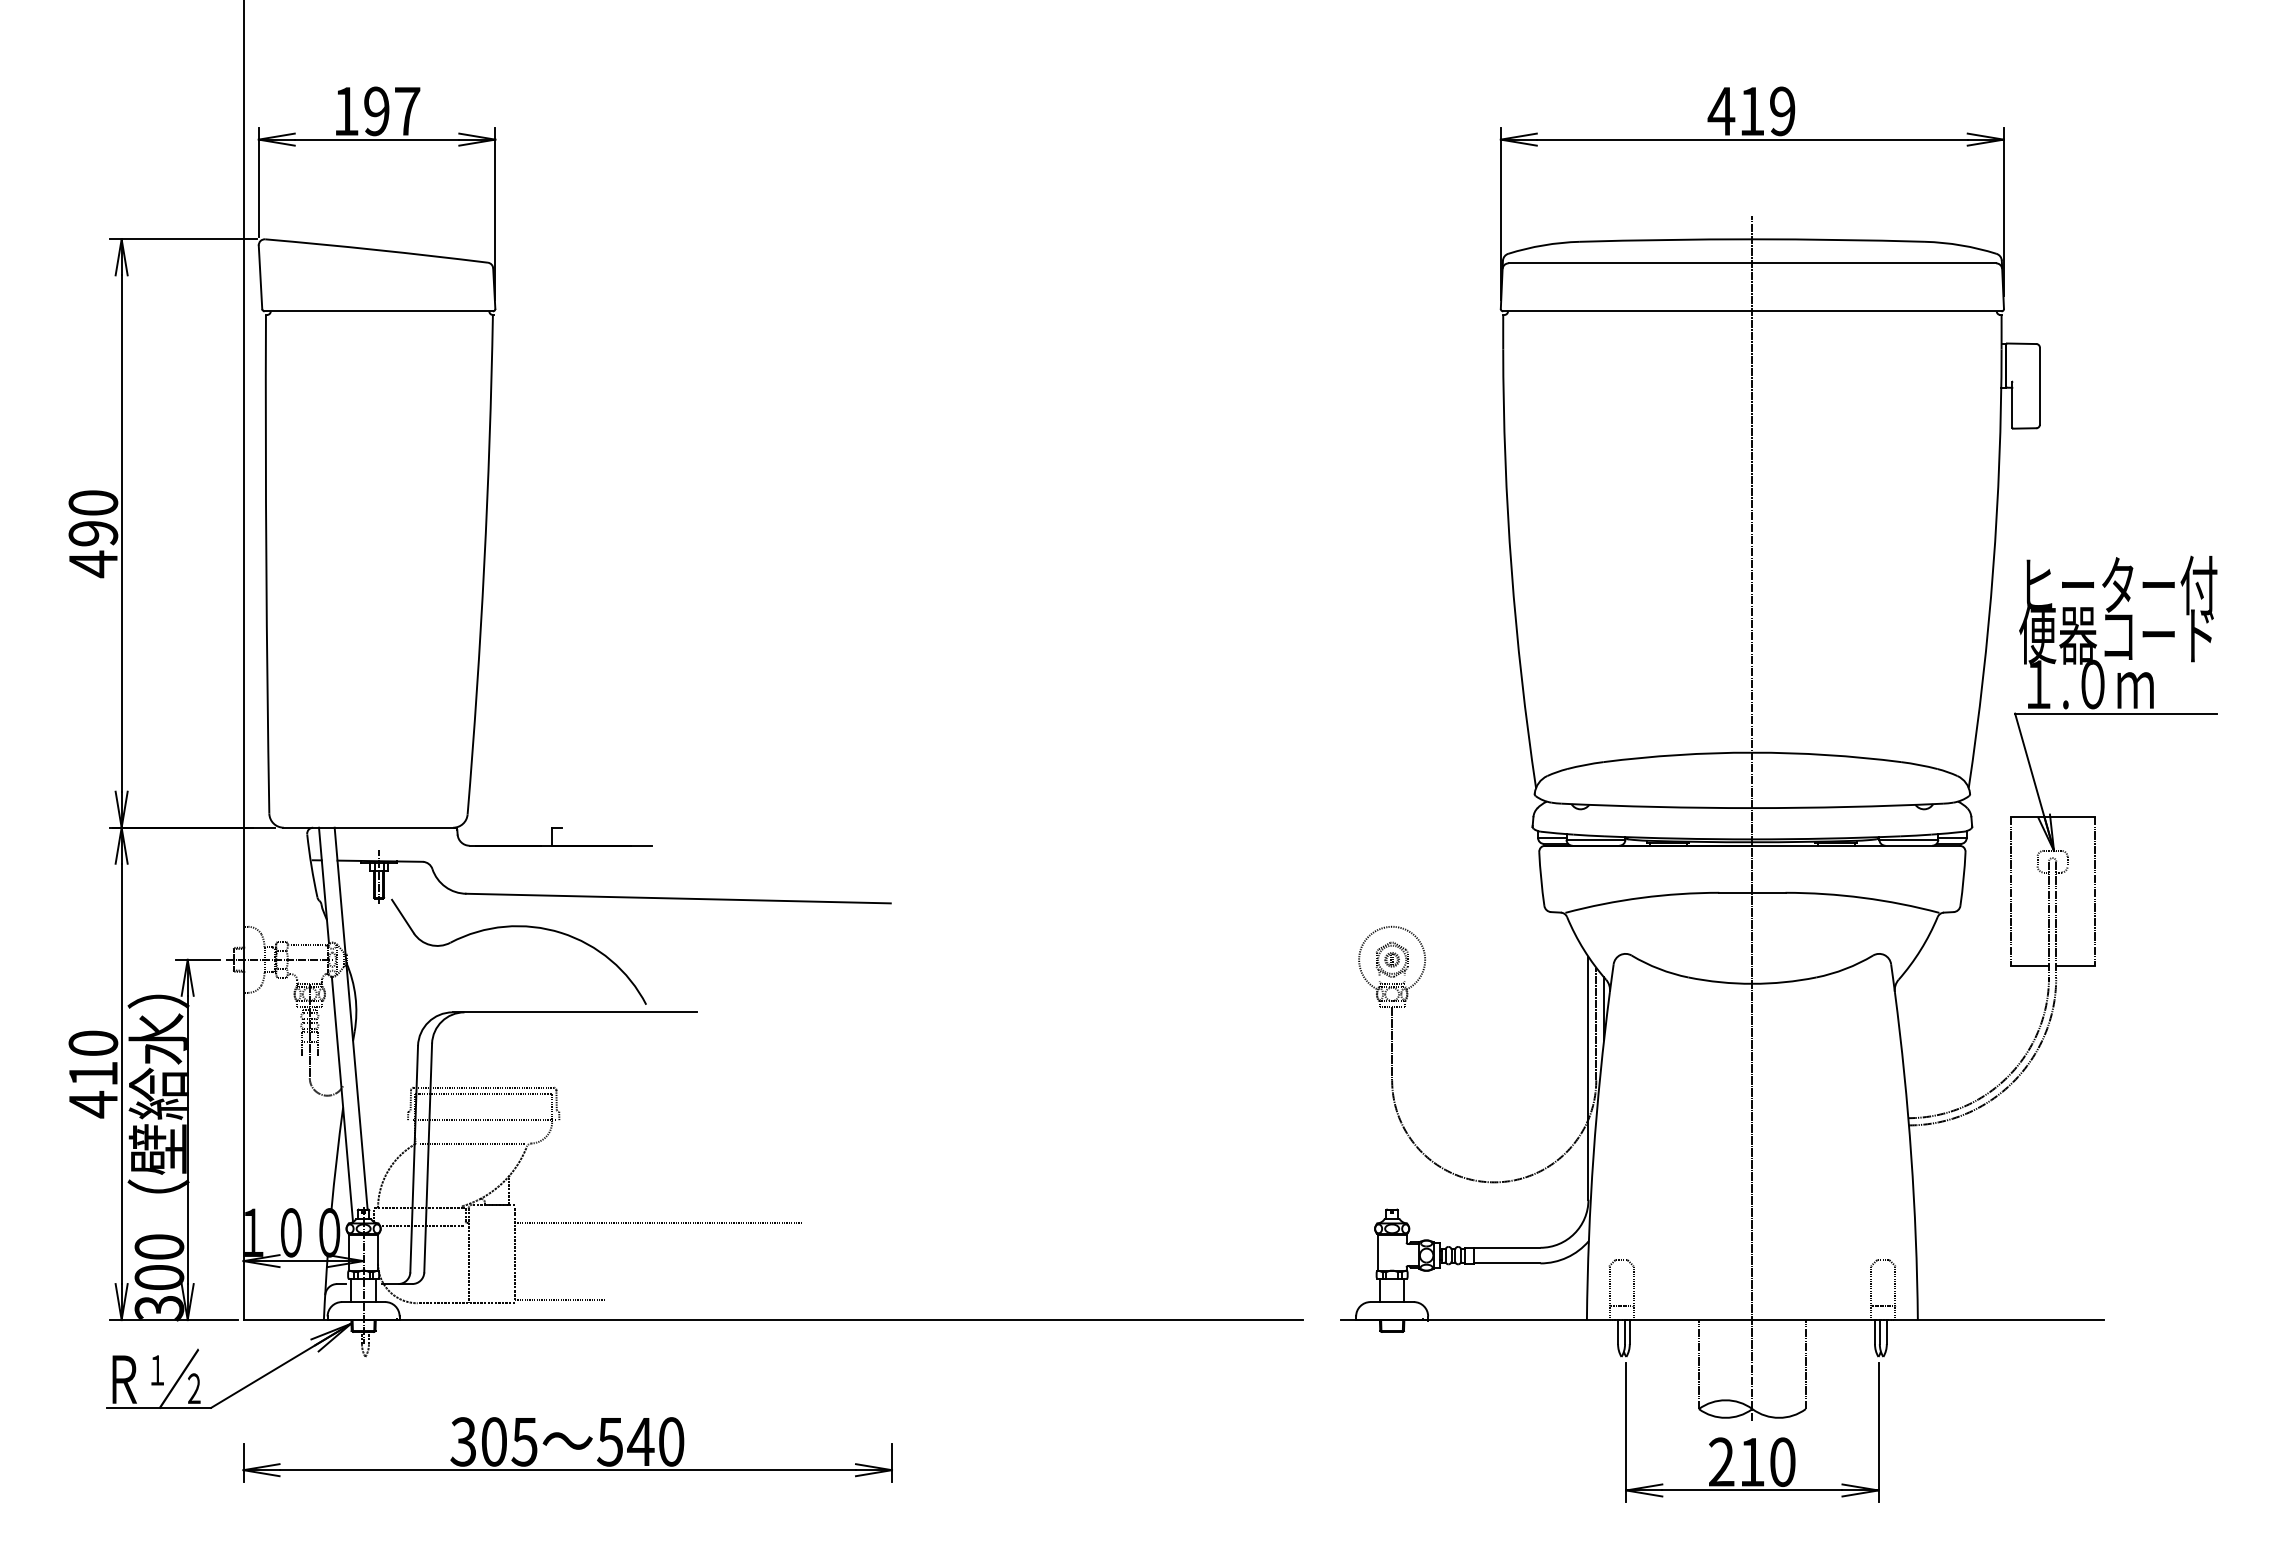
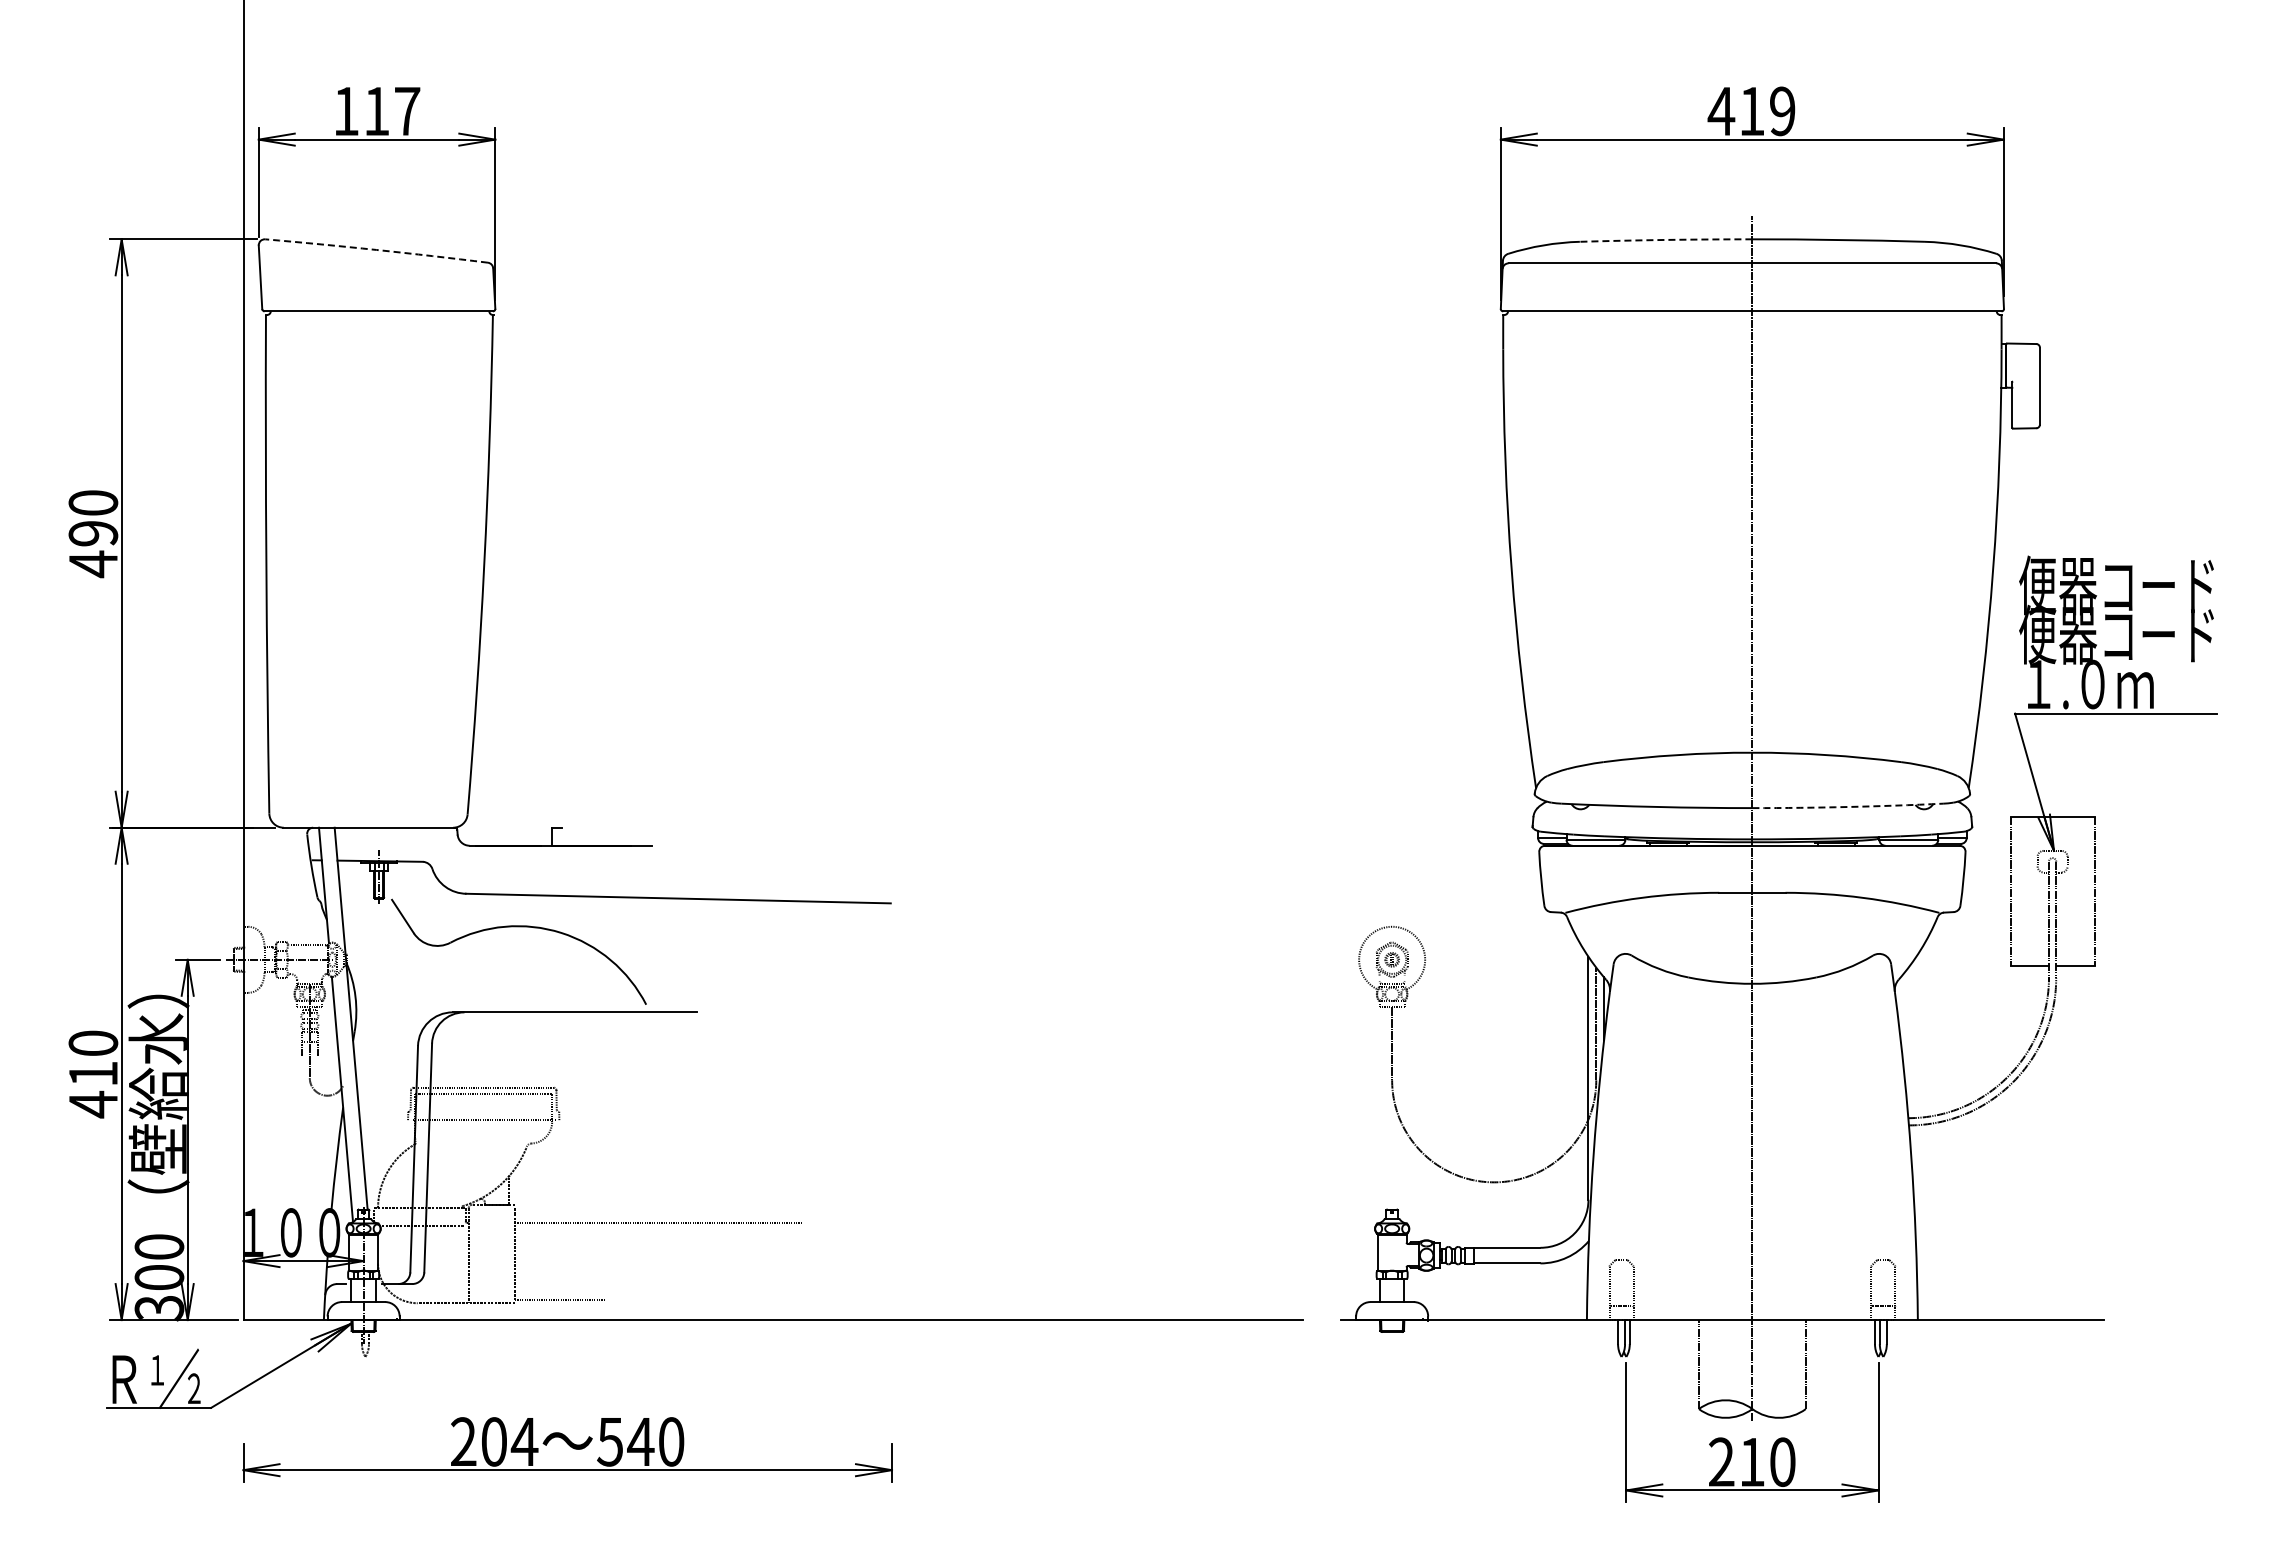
text: 197 -> 117 (376, 111)
arc: solid -> dashed (1666, 239)
arc: solid -> dashed (376, 249)
text: ヒーター付 -> 便器コード (2118, 585)
arc: solid -> dashed (1847, 807)
line: present -> none (471, 1143)
text: 305 -> 204 (494, 1441)
